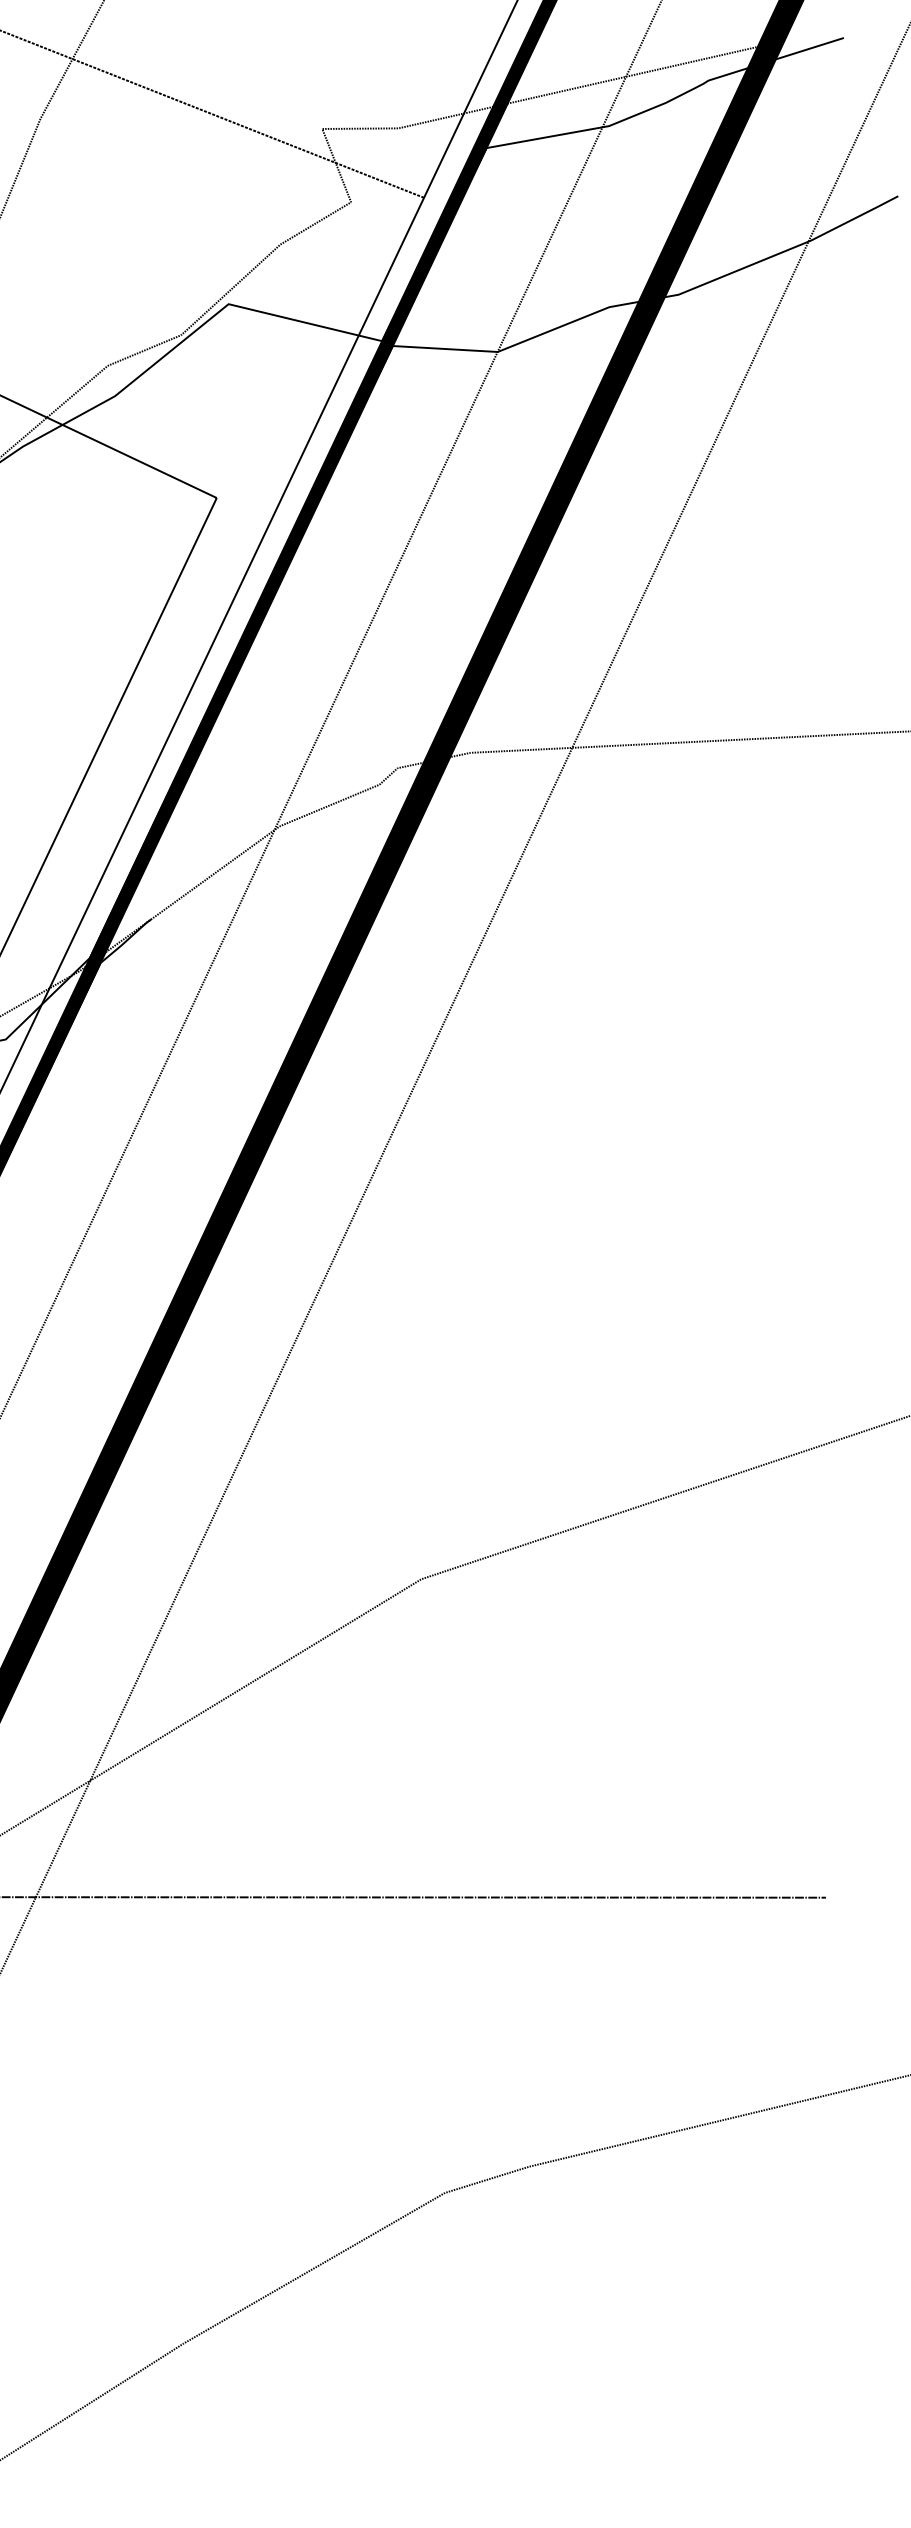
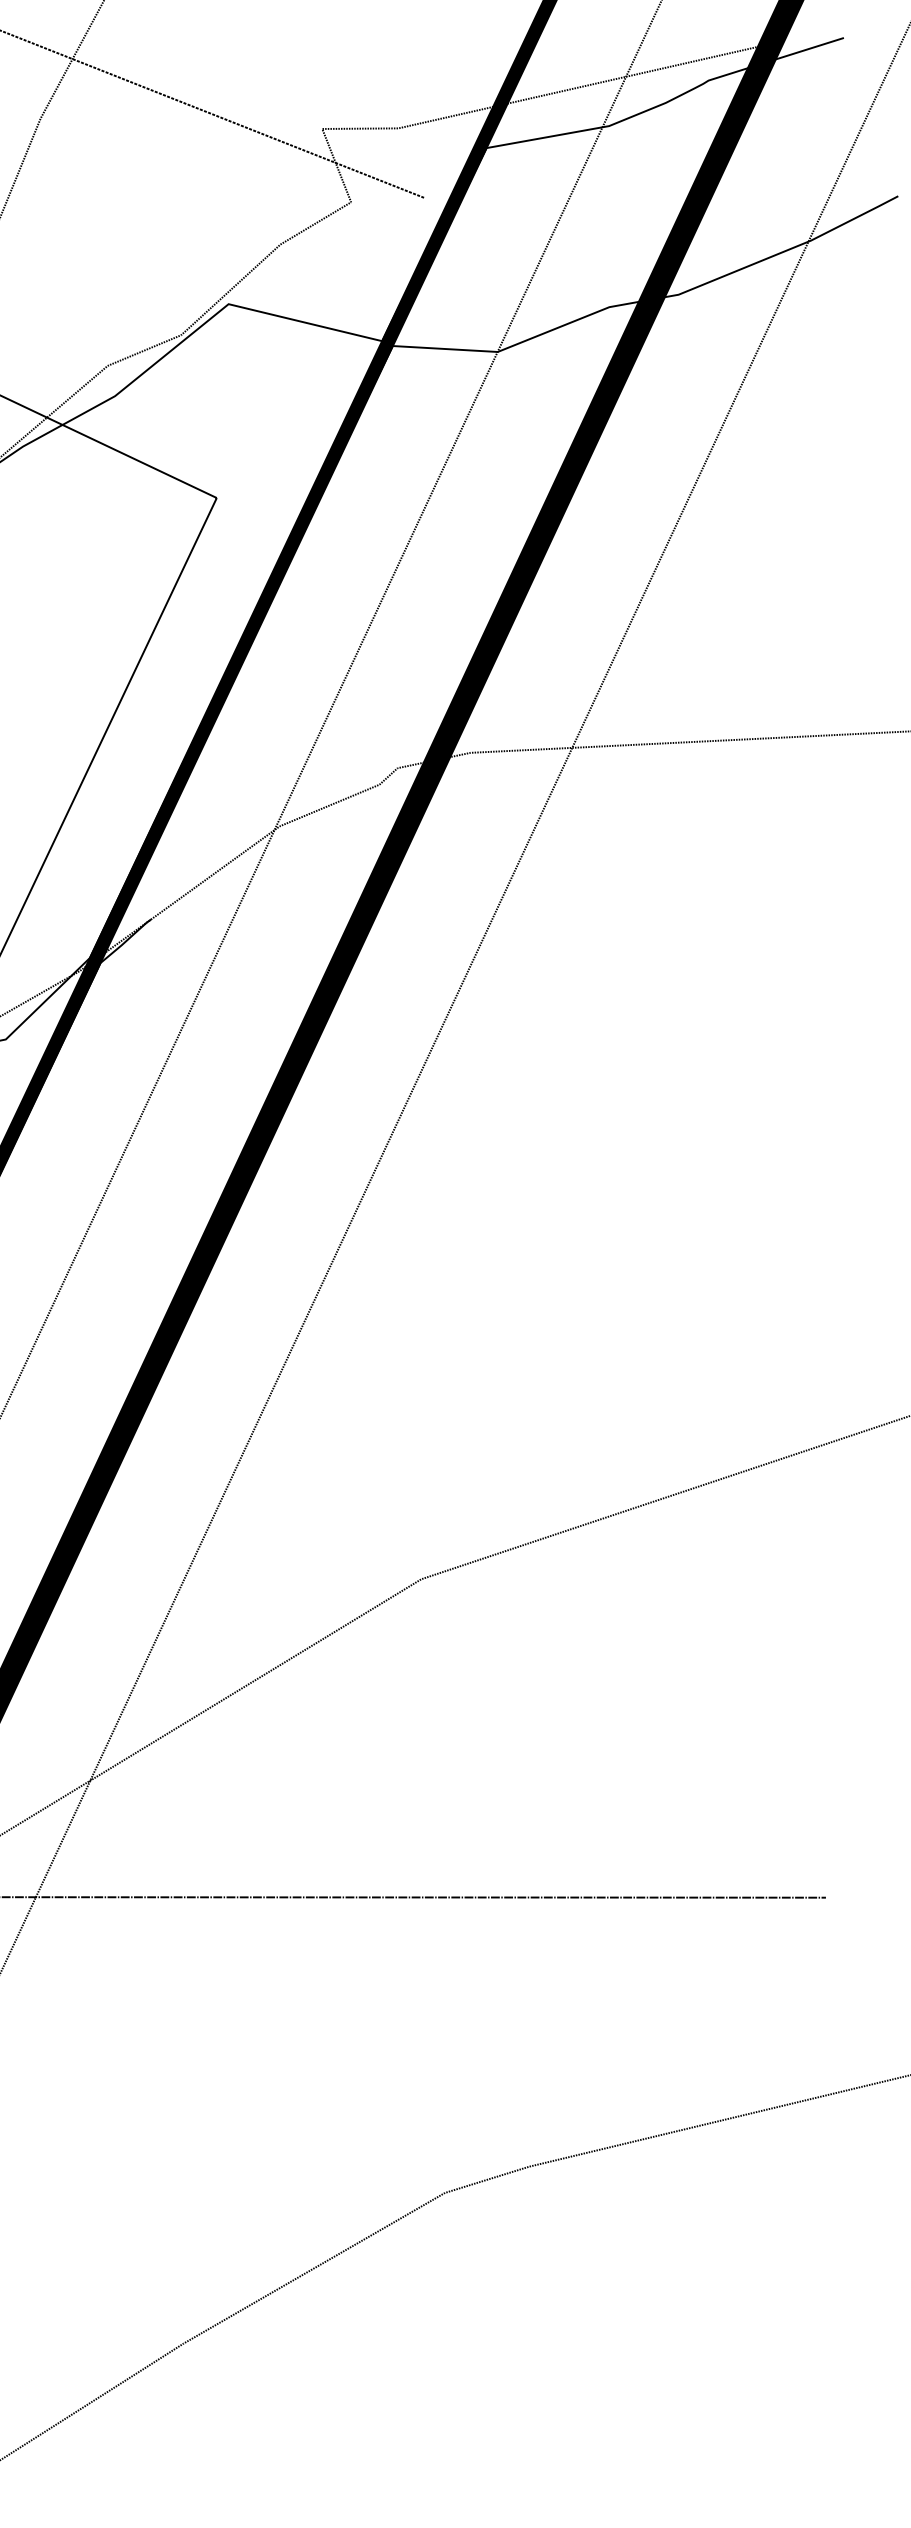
line: present -> none (259, 544)
